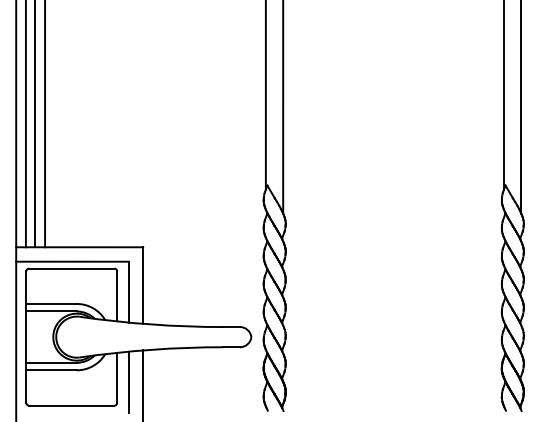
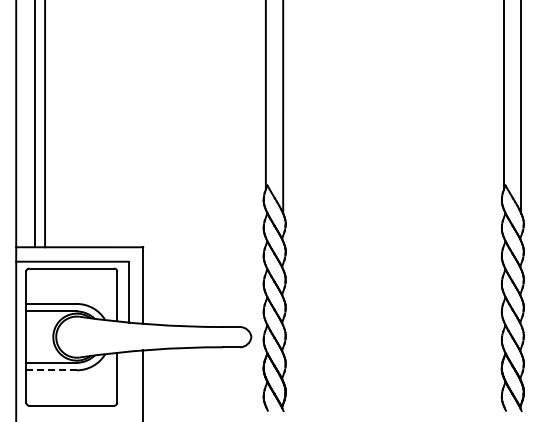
line: present -> none (25, 124)
line: solid -> dashed (52, 370)
line: present -> none (128, 382)
